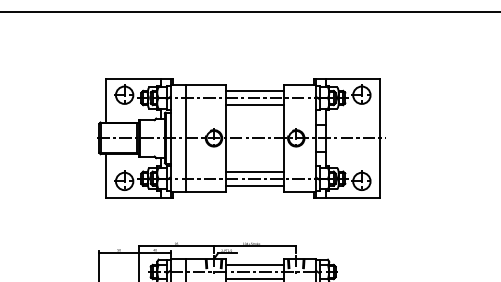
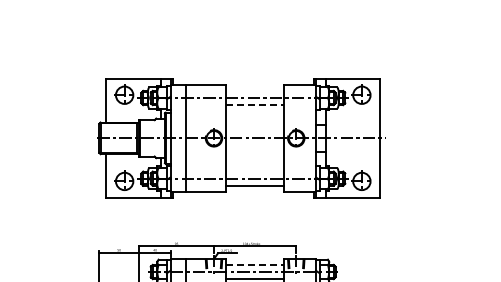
line: present -> none (249, 12)
line: present -> none (254, 90)
line: solid -> dashed (255, 105)
line: present -> none (254, 171)
line: solid -> dashed (255, 264)
